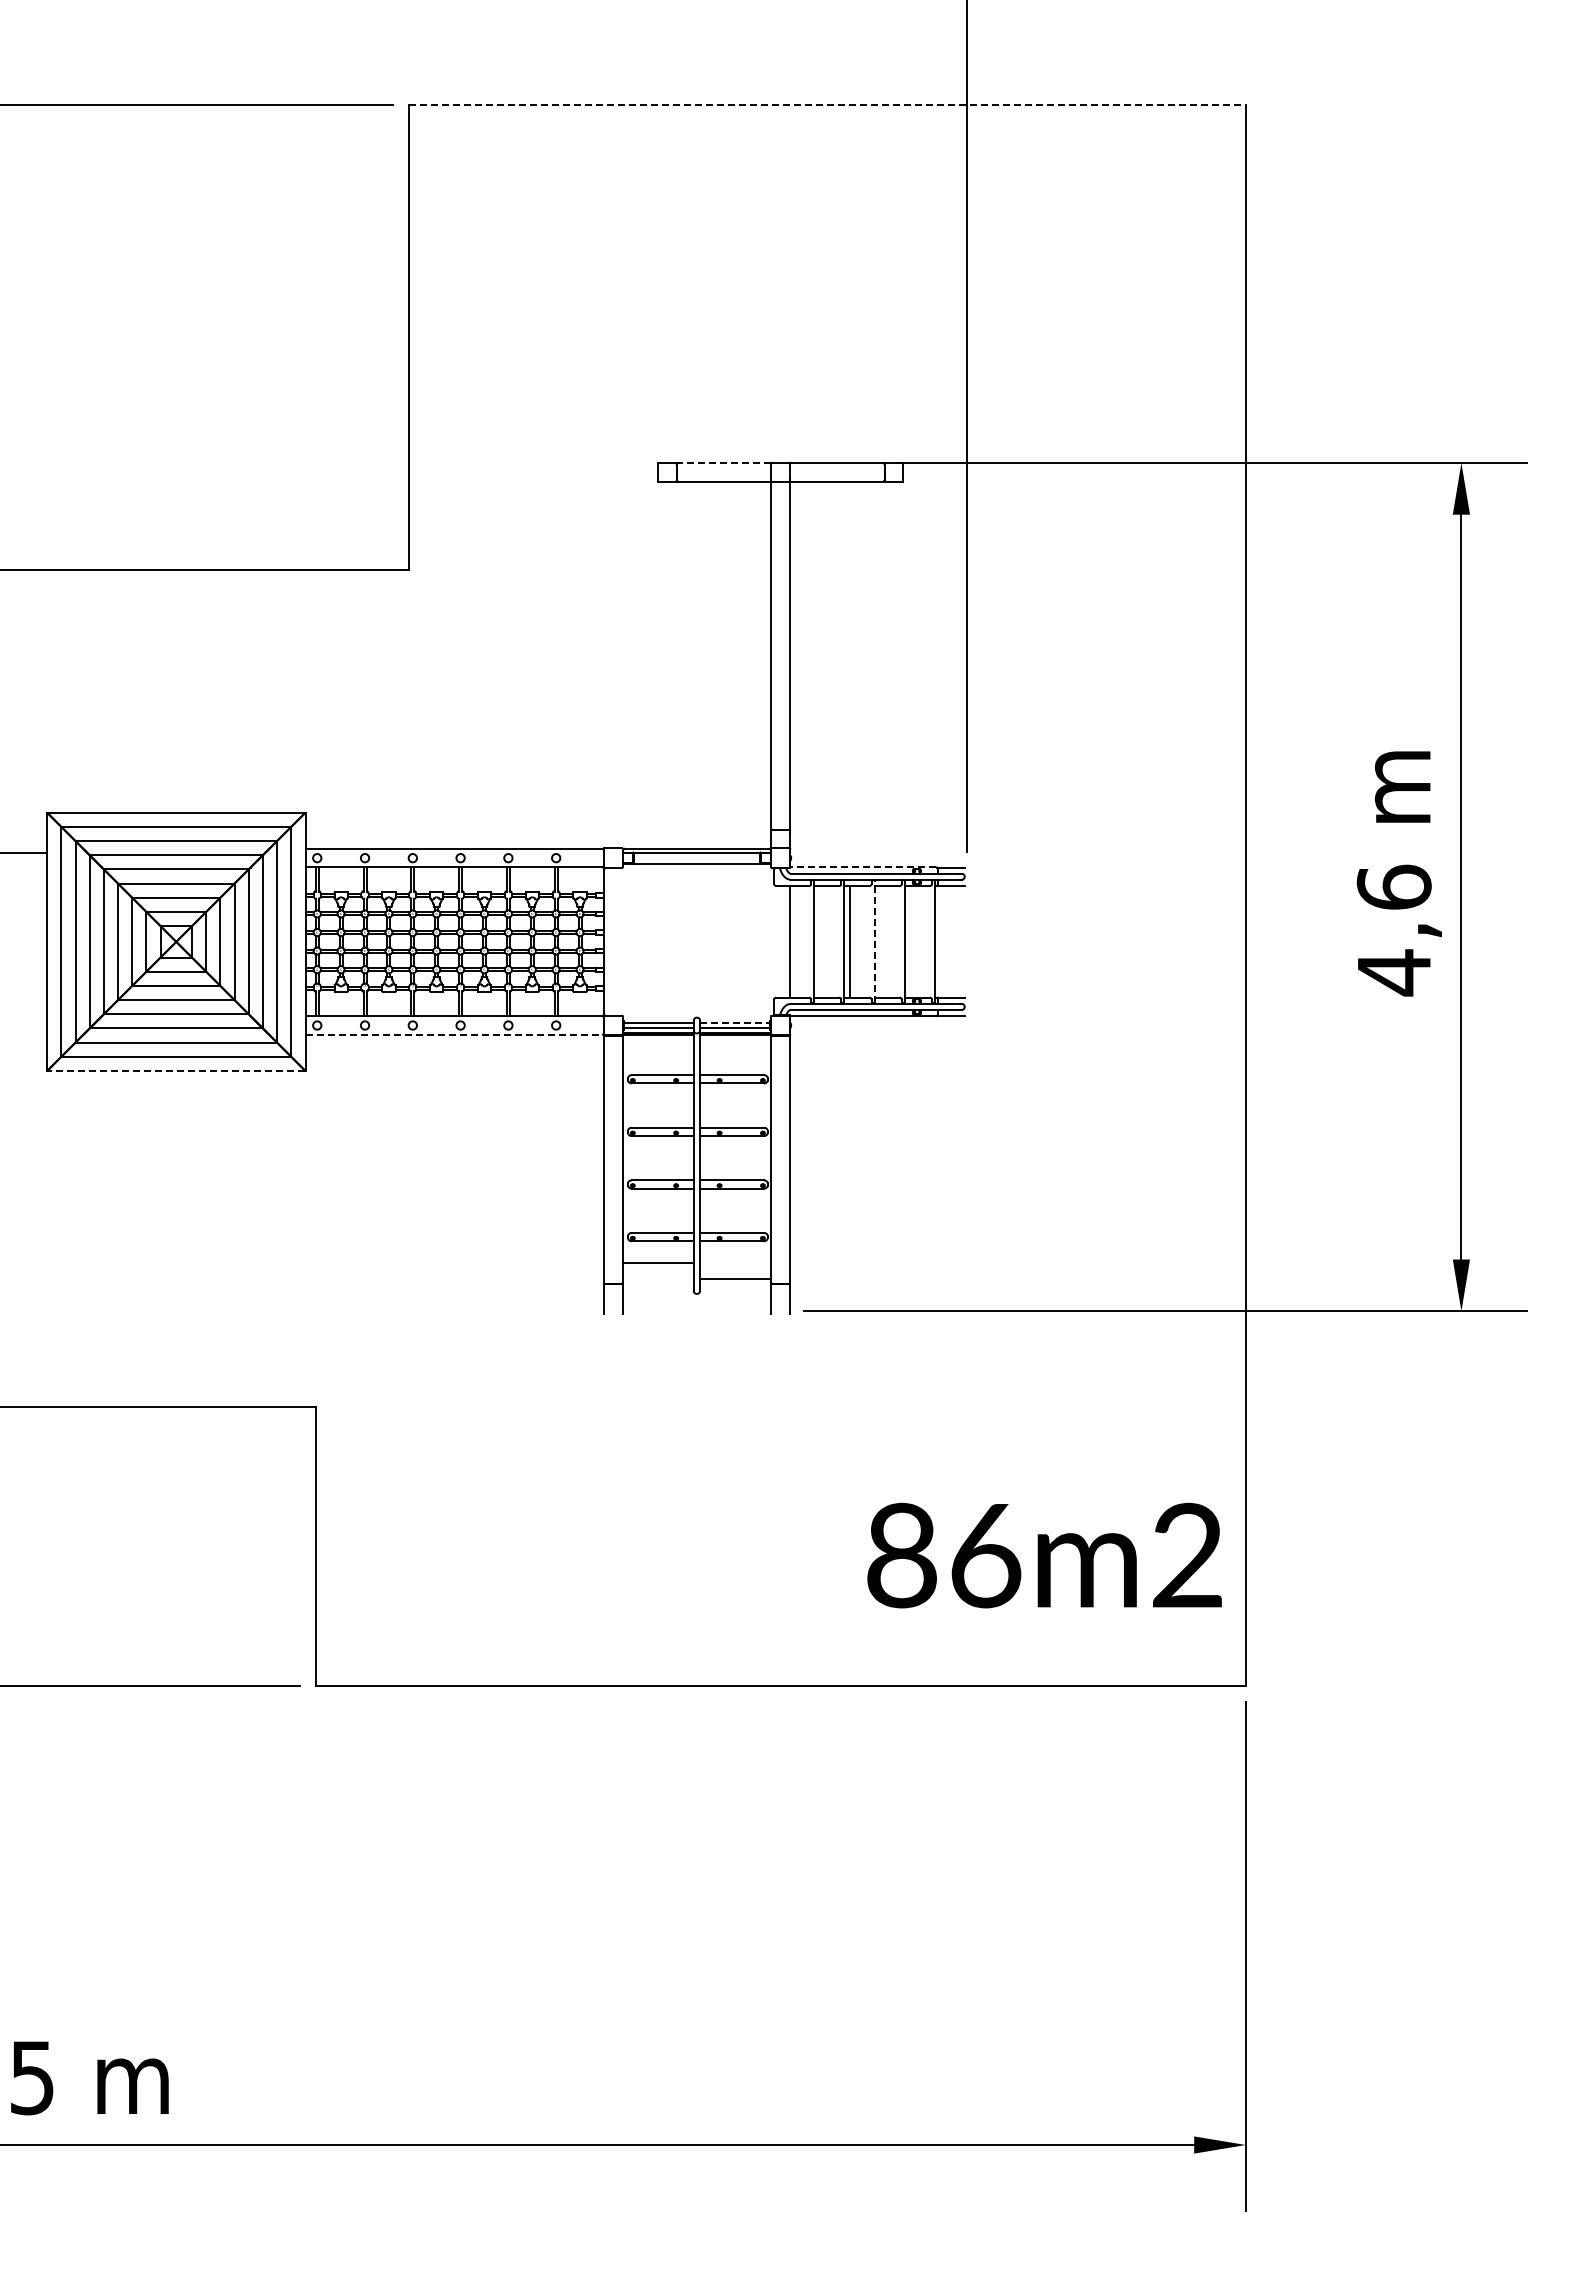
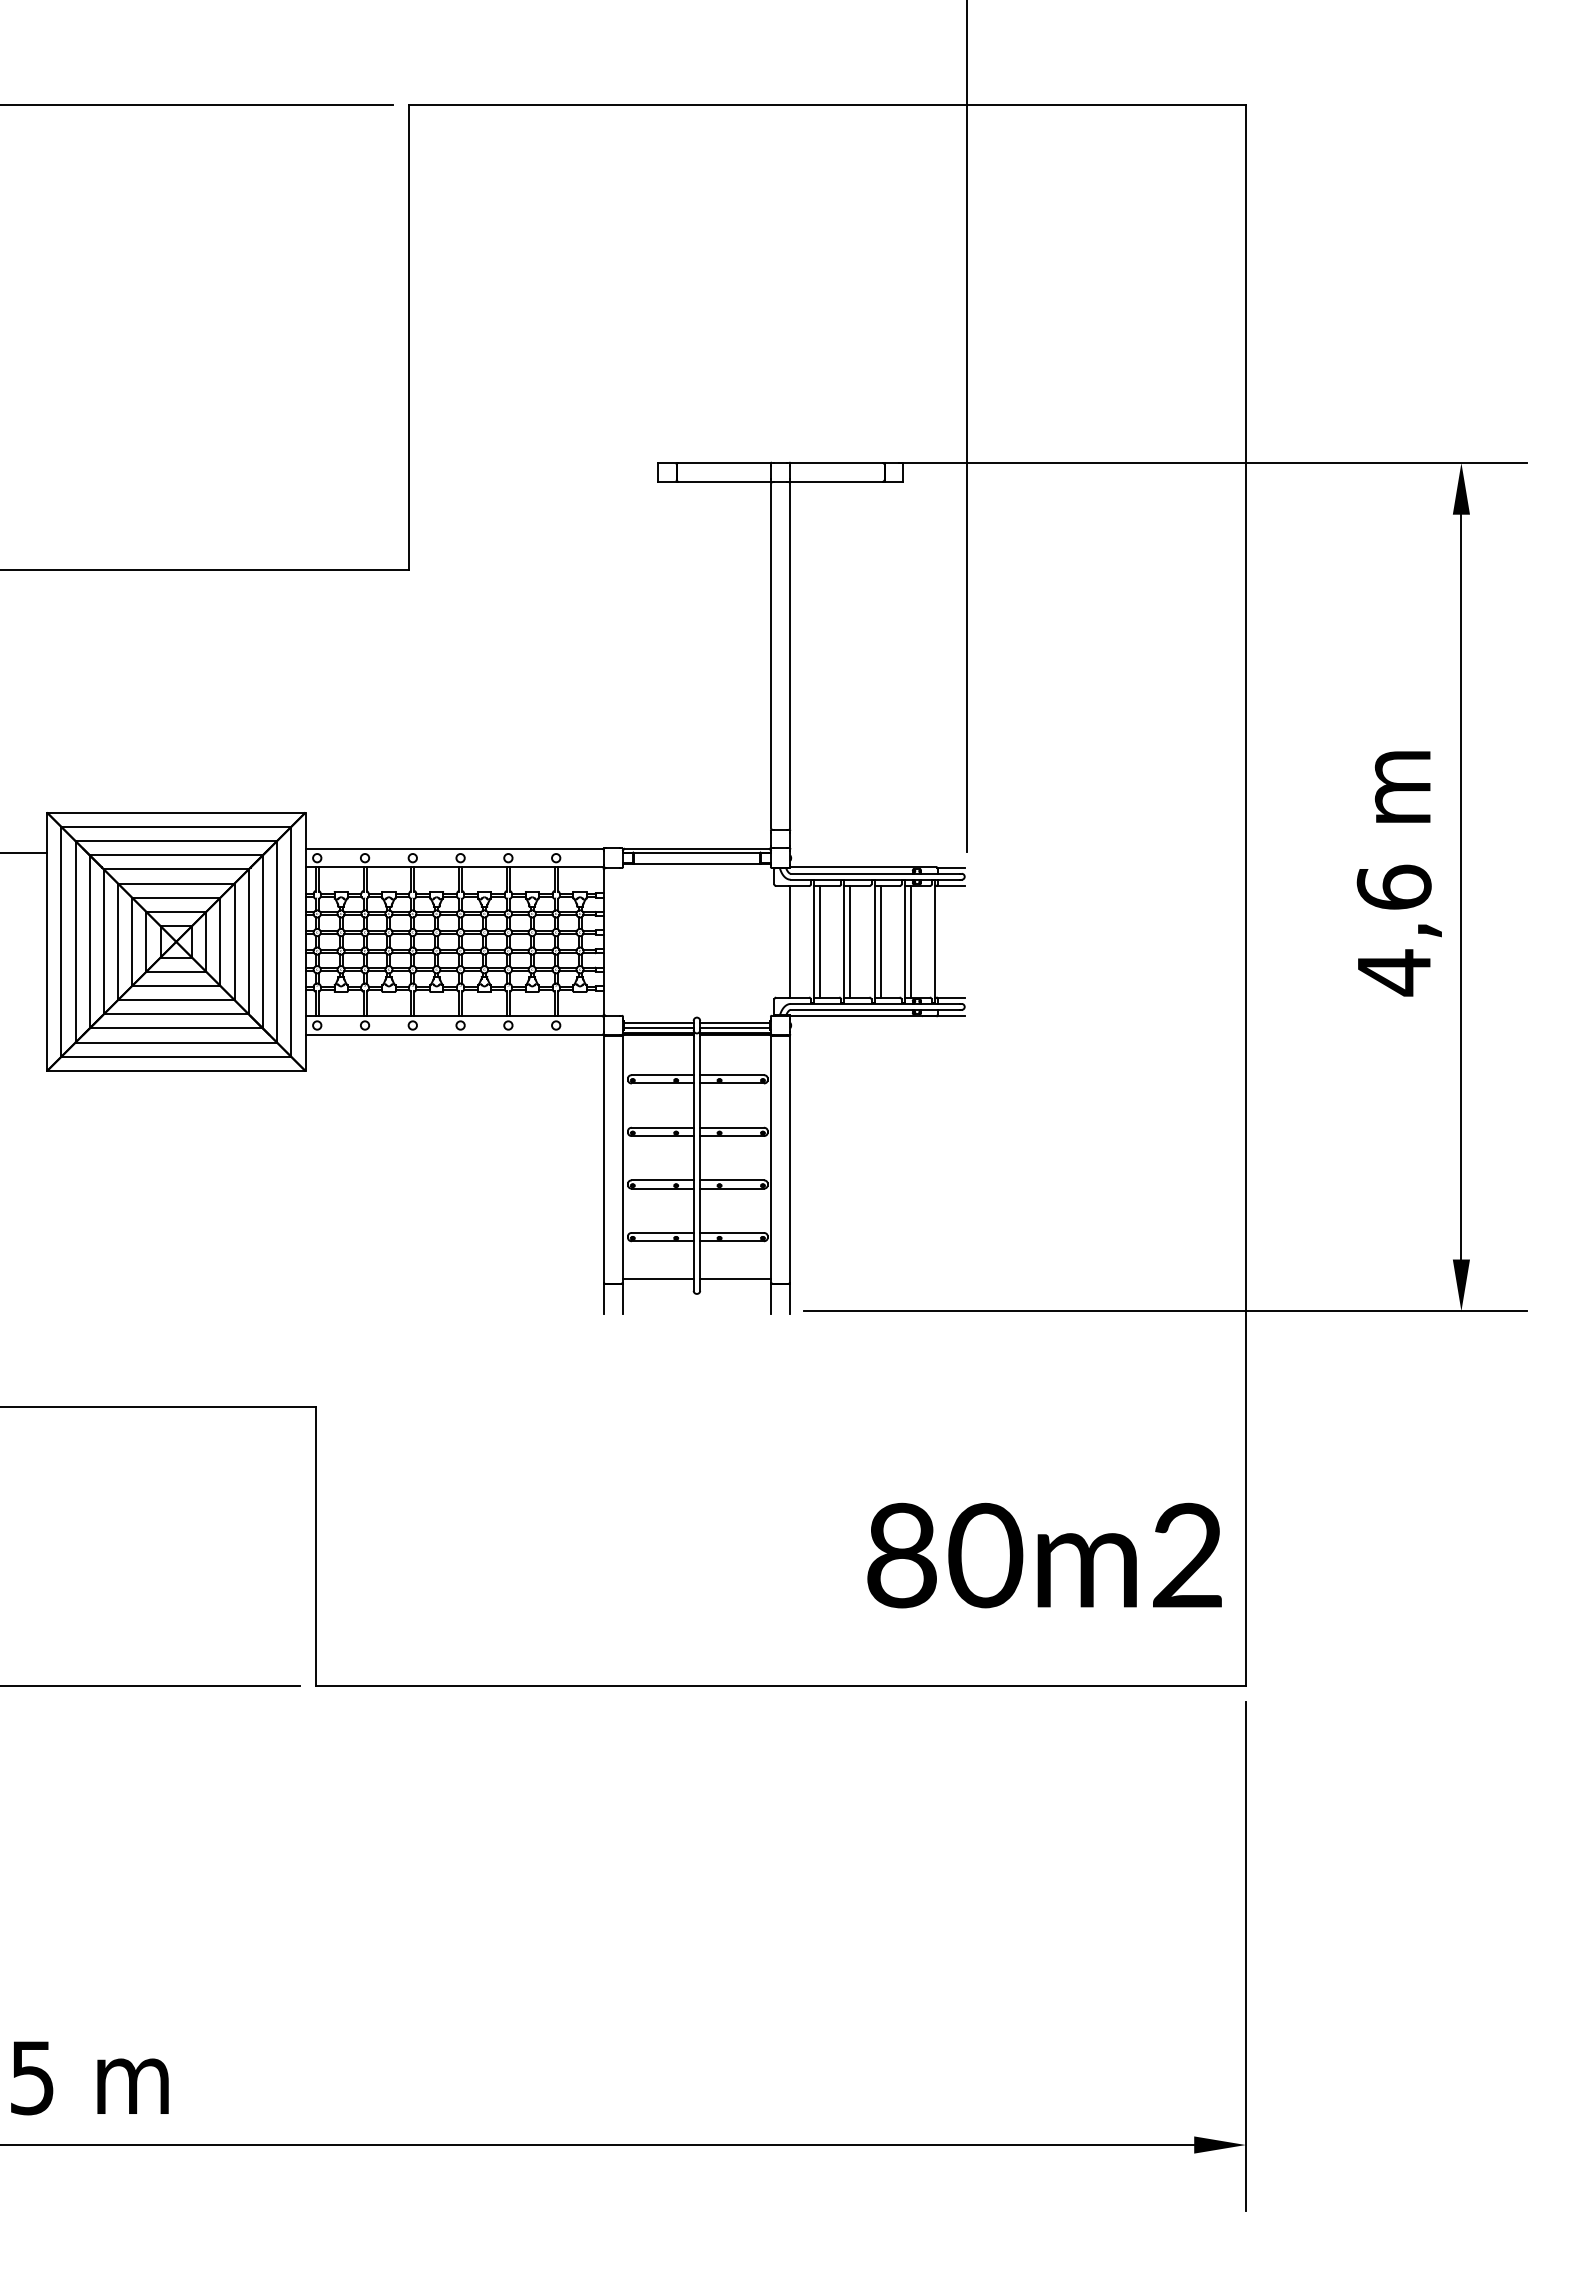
line: dashed -> solid (827, 105)
line: dashed -> solid (724, 463)
line: dashed -> solid (862, 867)
line: none -> present (820, 941)
line: dashed -> solid (874, 941)
line: none -> present (880, 941)
line: none -> present (910, 941)
line: dashed -> solid (735, 1022)
line: dashed -> solid (454, 1034)
line: dashed -> solid (175, 1071)
line position: (657, 1262) -> (657, 1278) (657, 1278)
text: 86m2 -> 80m2 (985, 1555)
